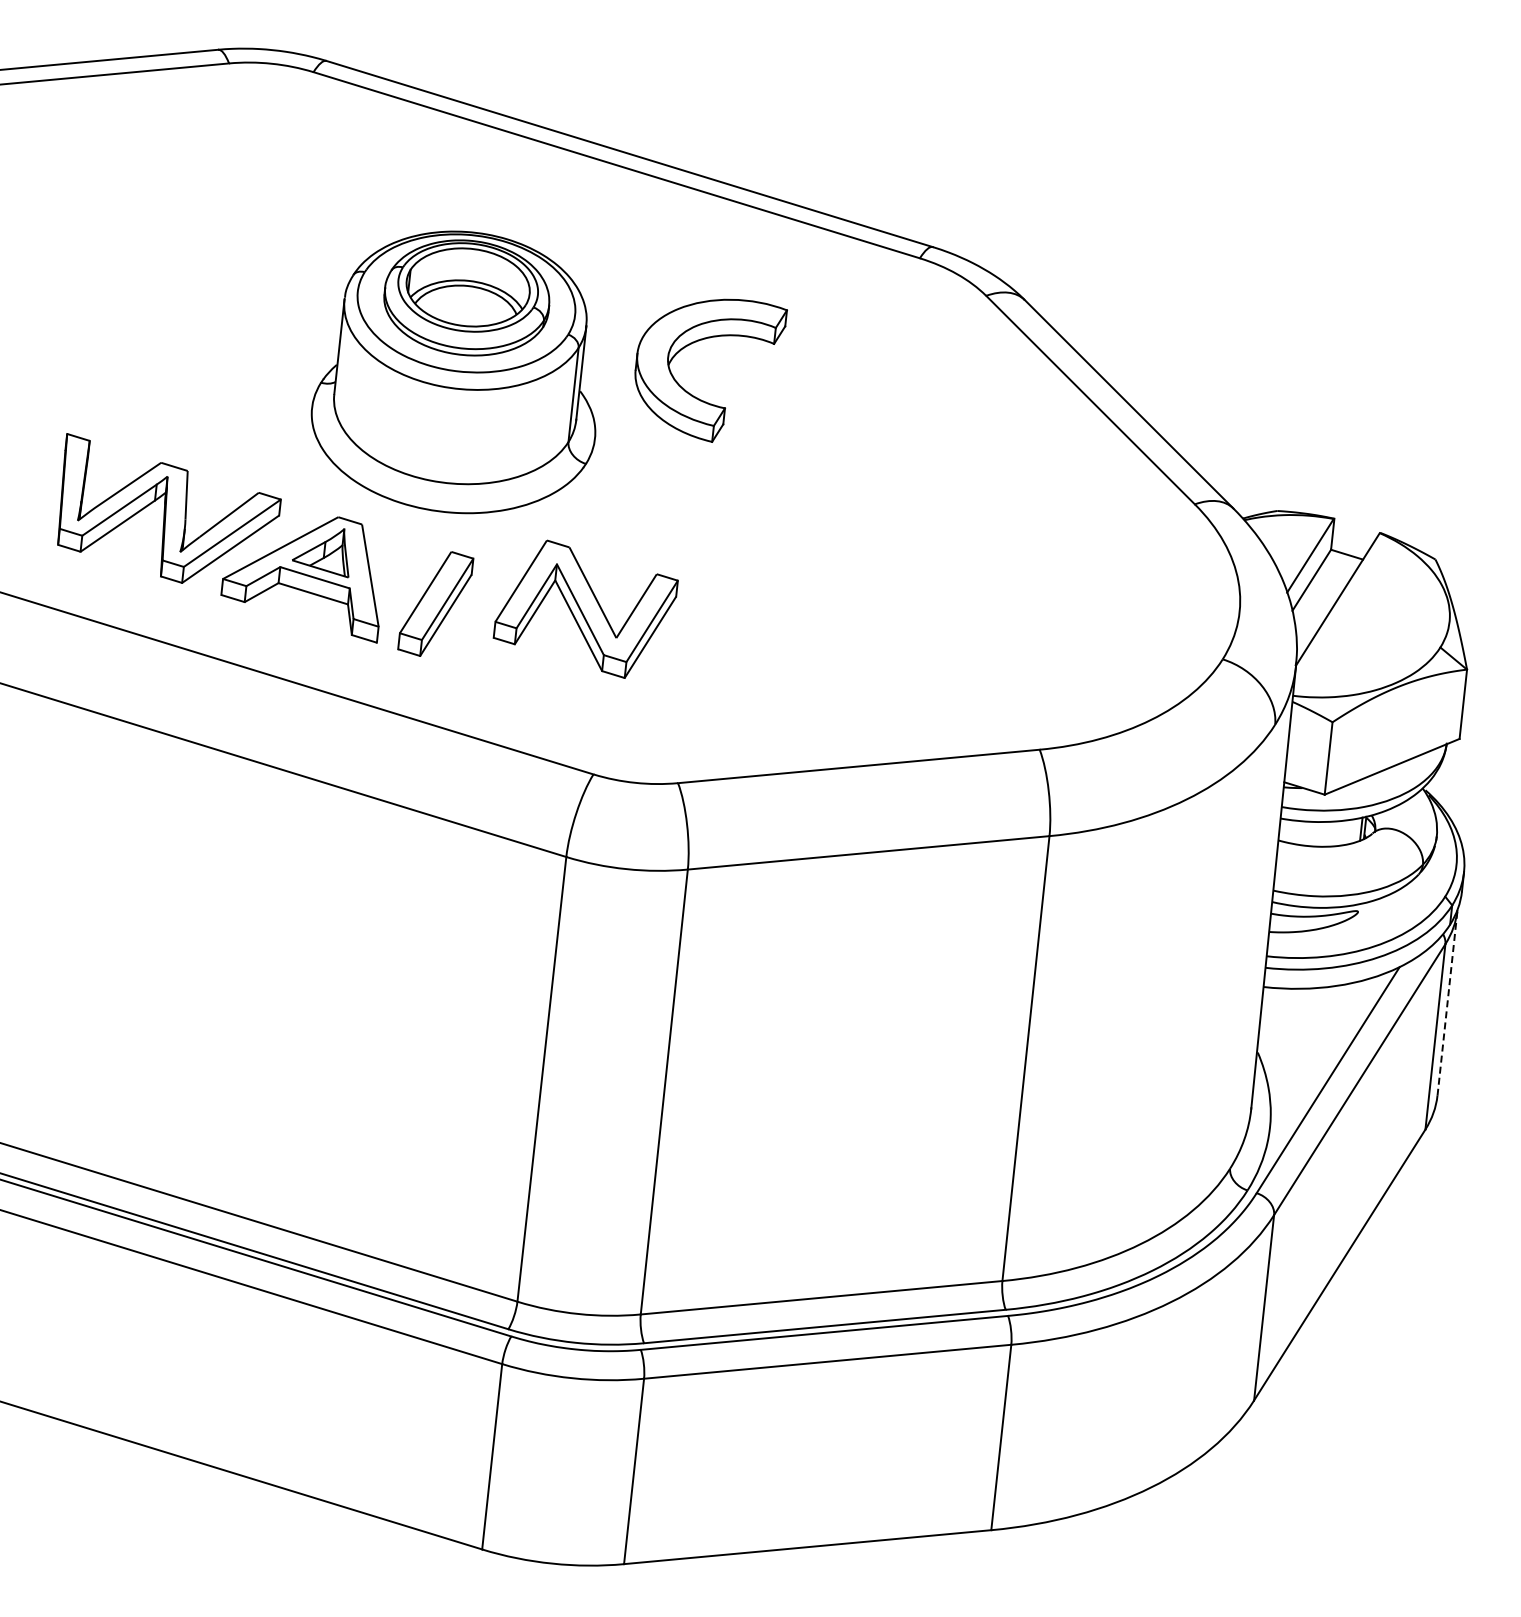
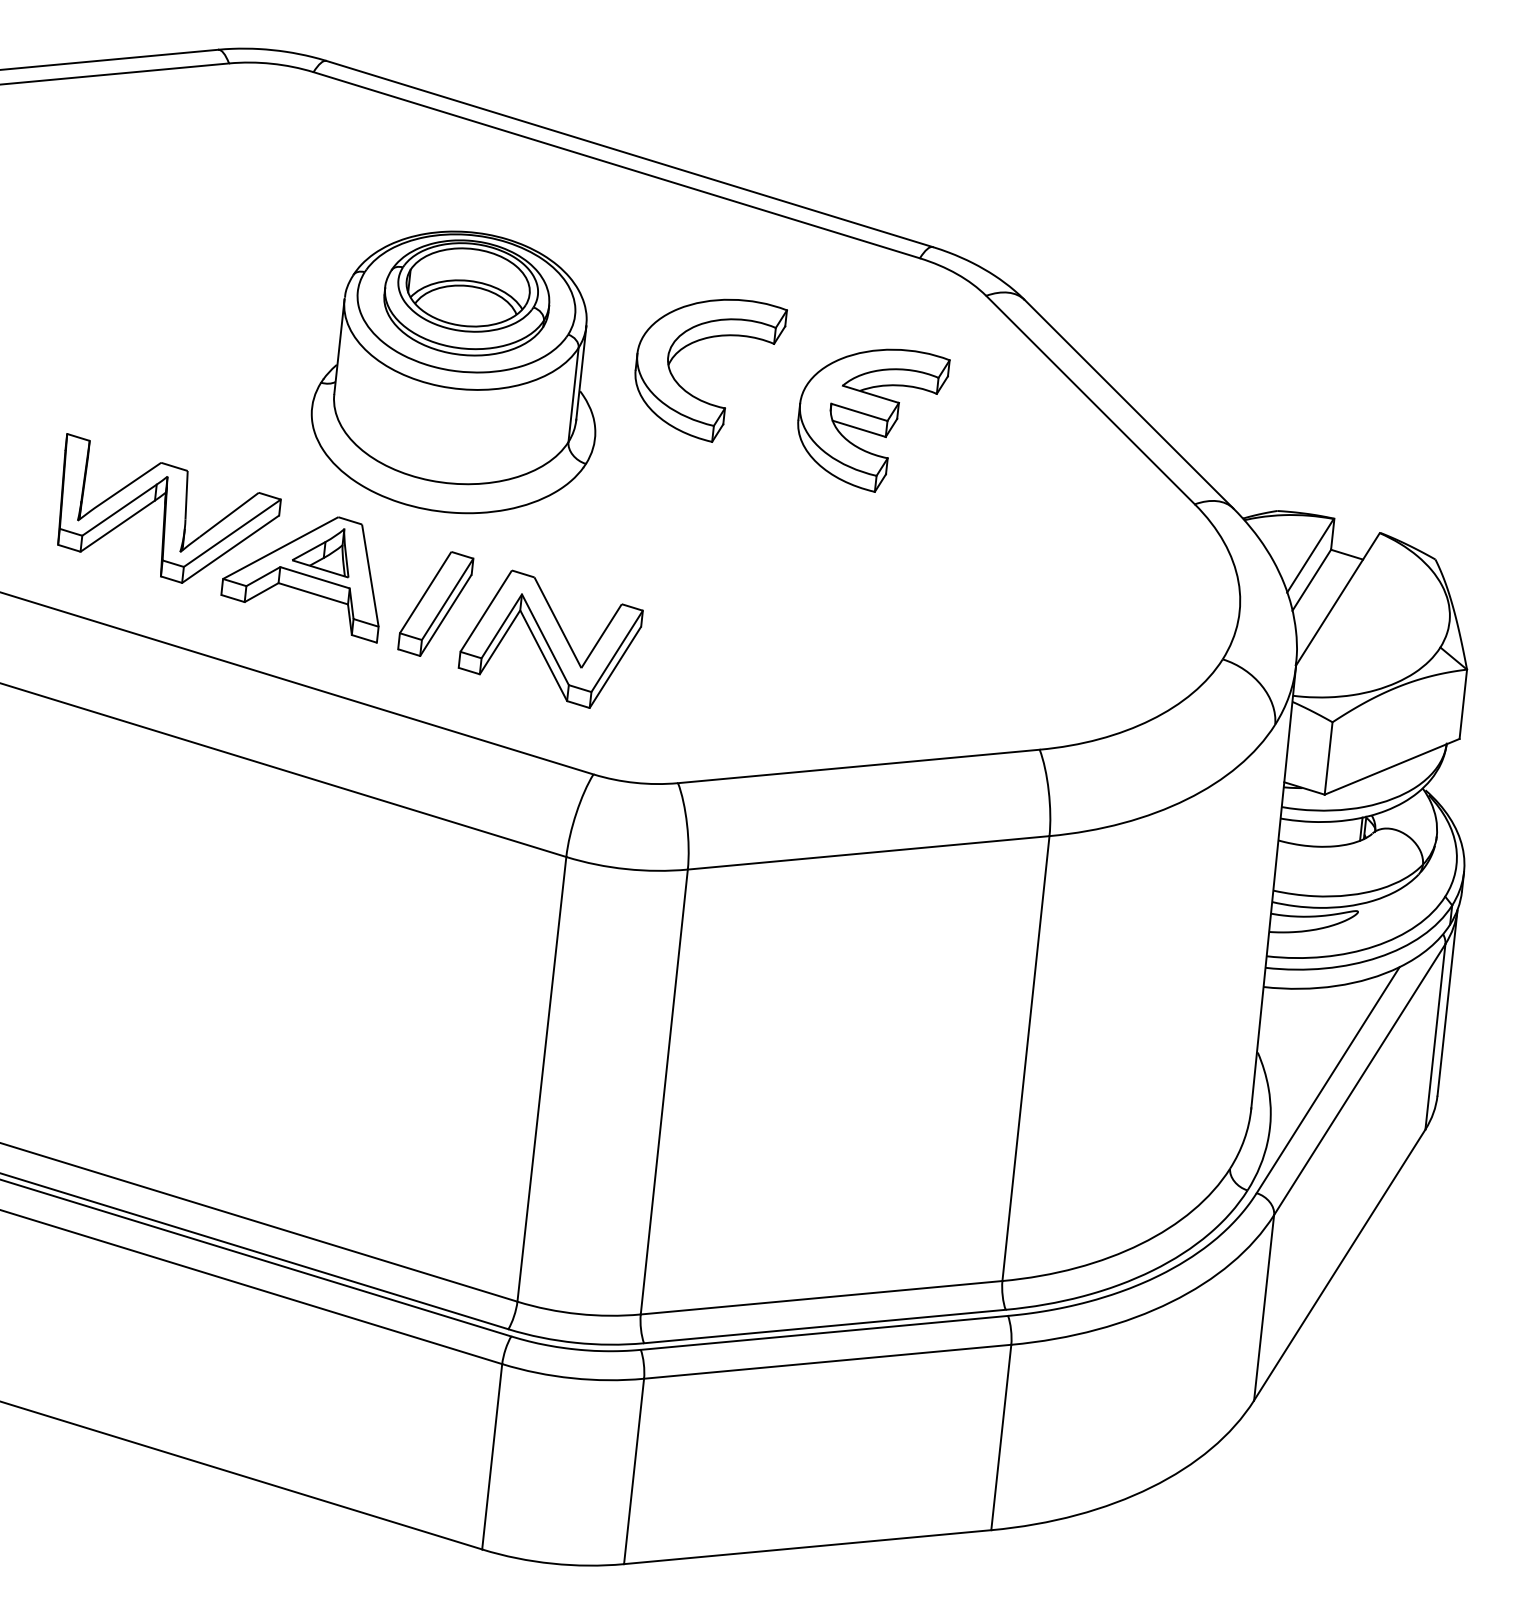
part: none -> present (873, 420)
part position: (585, 608) -> (550, 638) (550, 638)
line: dashed -> solid (1447, 1002)
